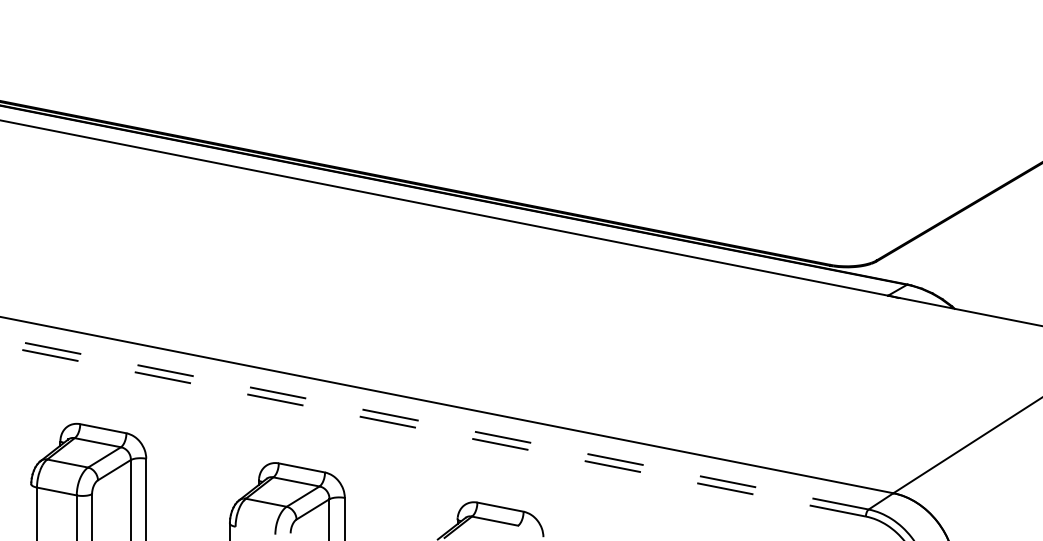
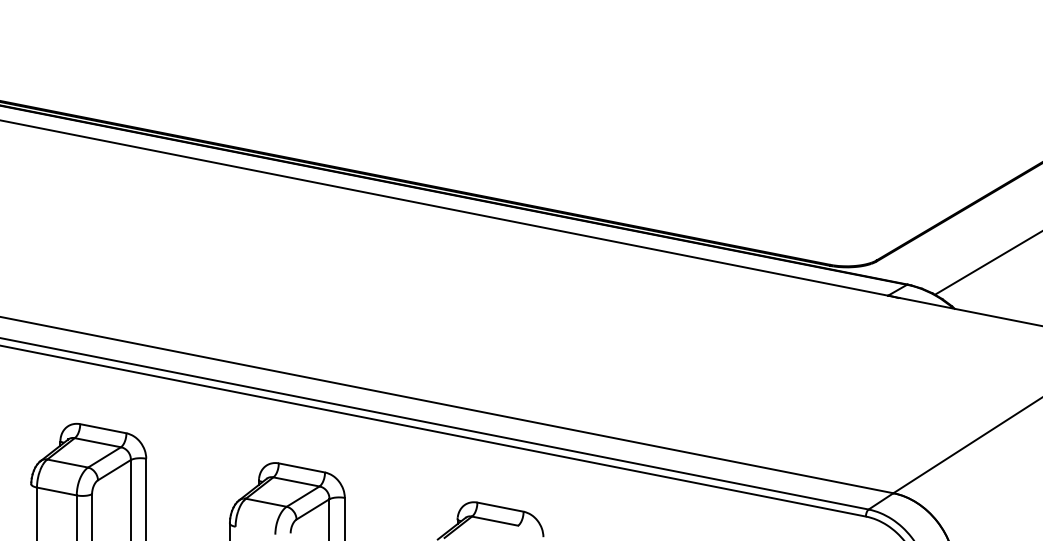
line: none -> present (987, 263)
line: dashed -> solid (434, 423)
line: dashed -> solid (433, 431)
